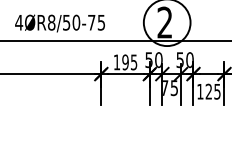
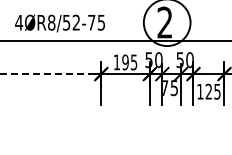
text: 4ØR8/50-75 -> 4ØR8/52-75 (76, 22)
line: solid -> dashed (51, 74)
